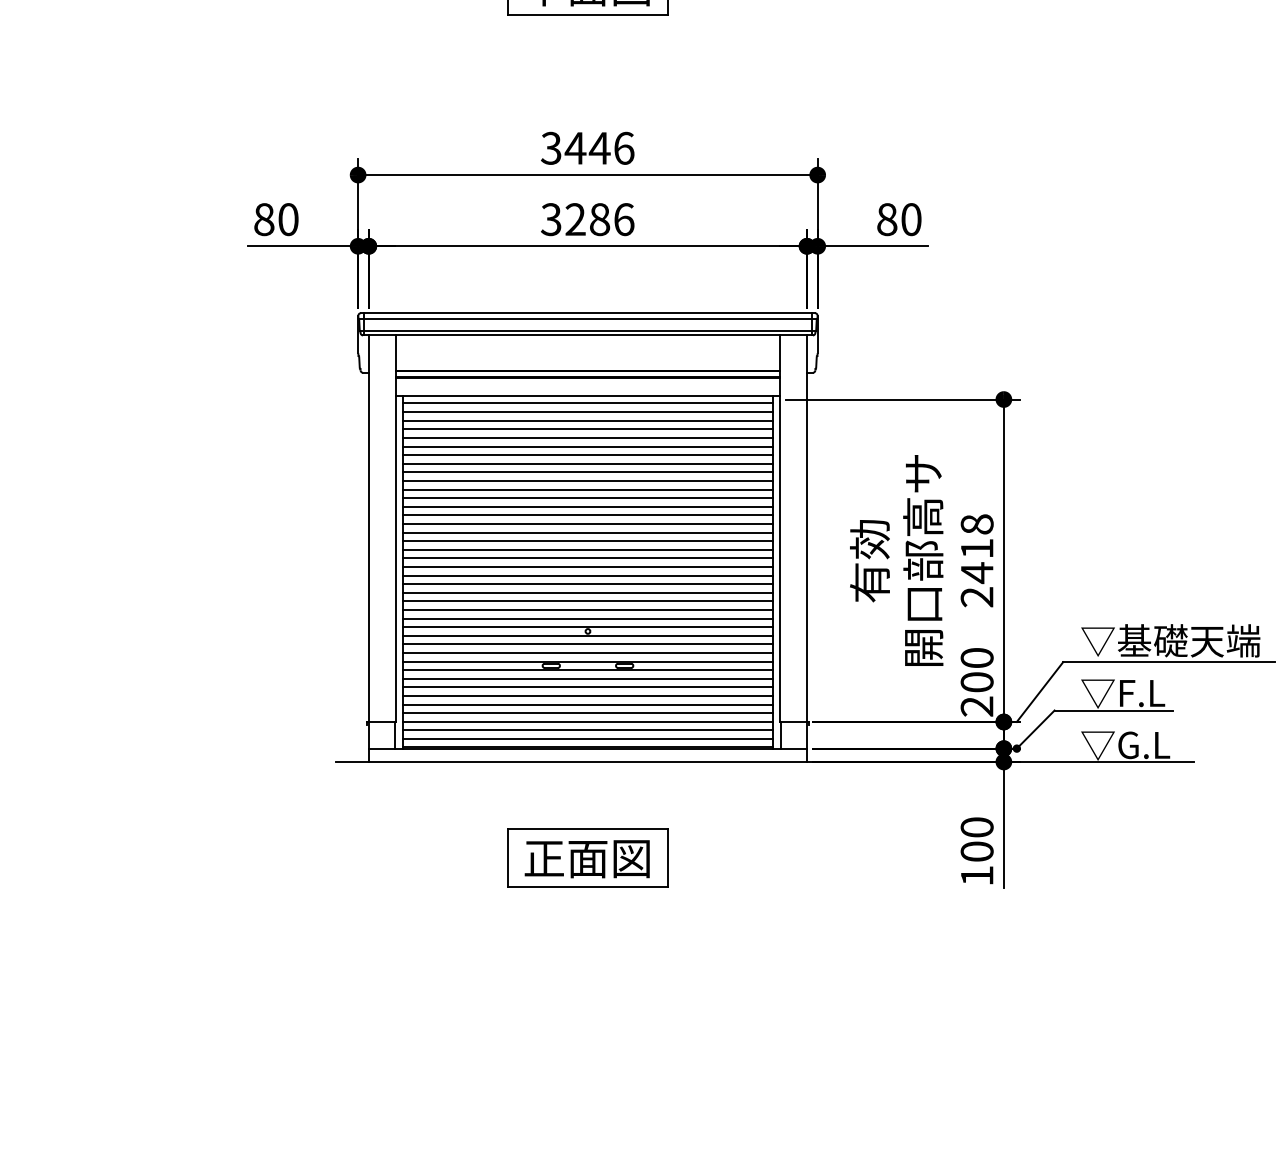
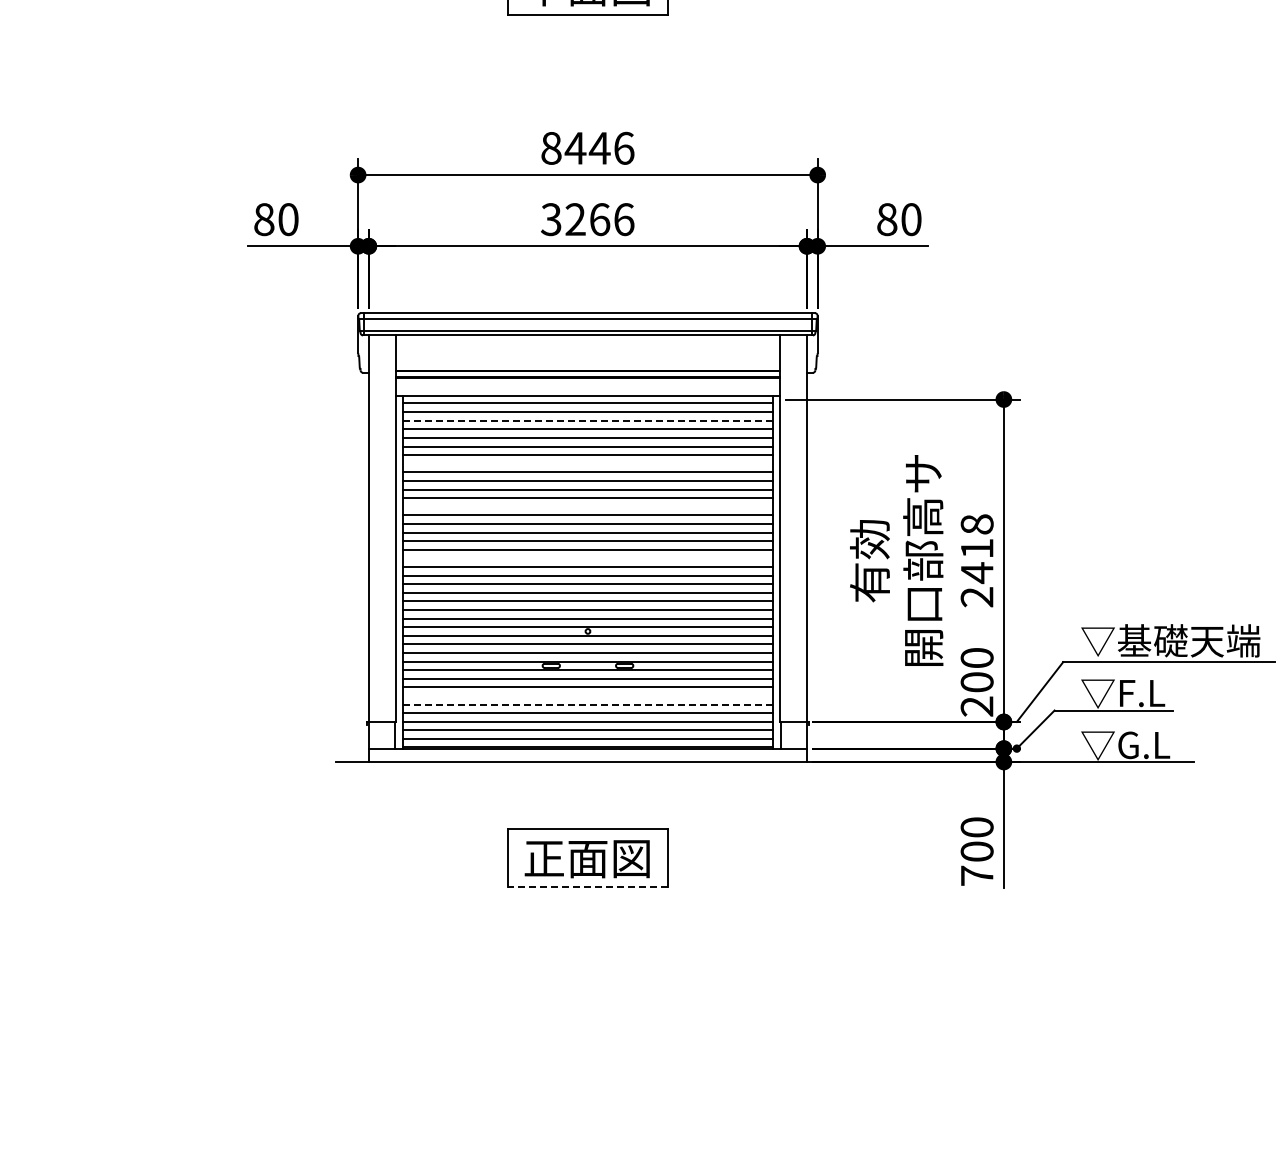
text: 3446 -> 8446 (551, 147)
text: 3286 -> 3266 (600, 219)
line: solid -> dashed (588, 420)
line: present -> none (587, 463)
line: present -> none (587, 506)
line: present -> none (587, 558)
line: present -> none (587, 695)
line: solid -> dashed (588, 704)
text: 100 -> 700 (977, 875)
line: solid -> dashed (587, 886)
